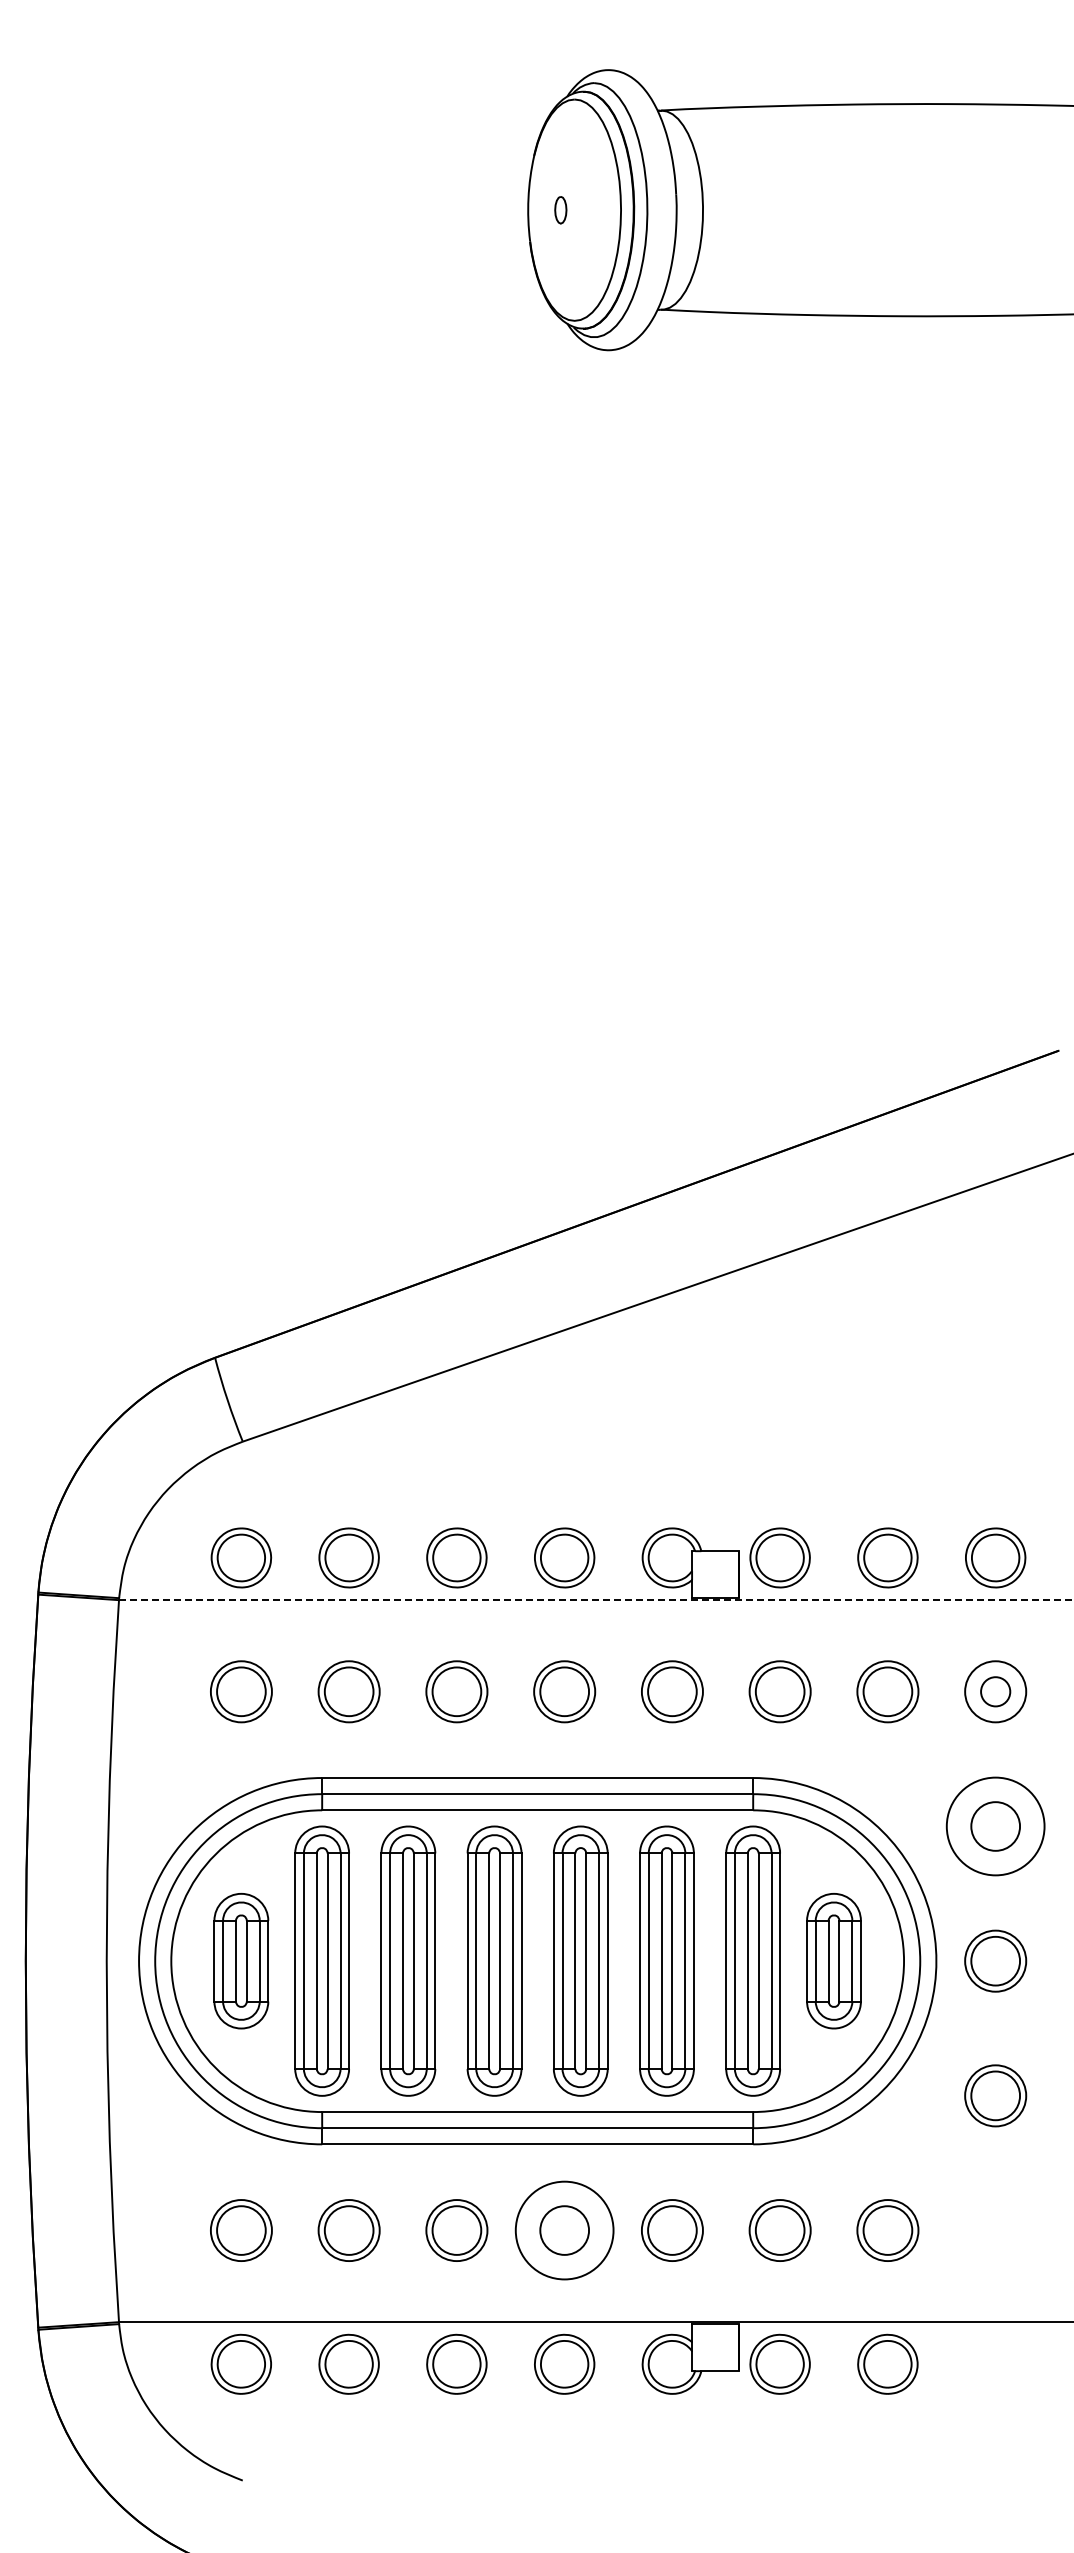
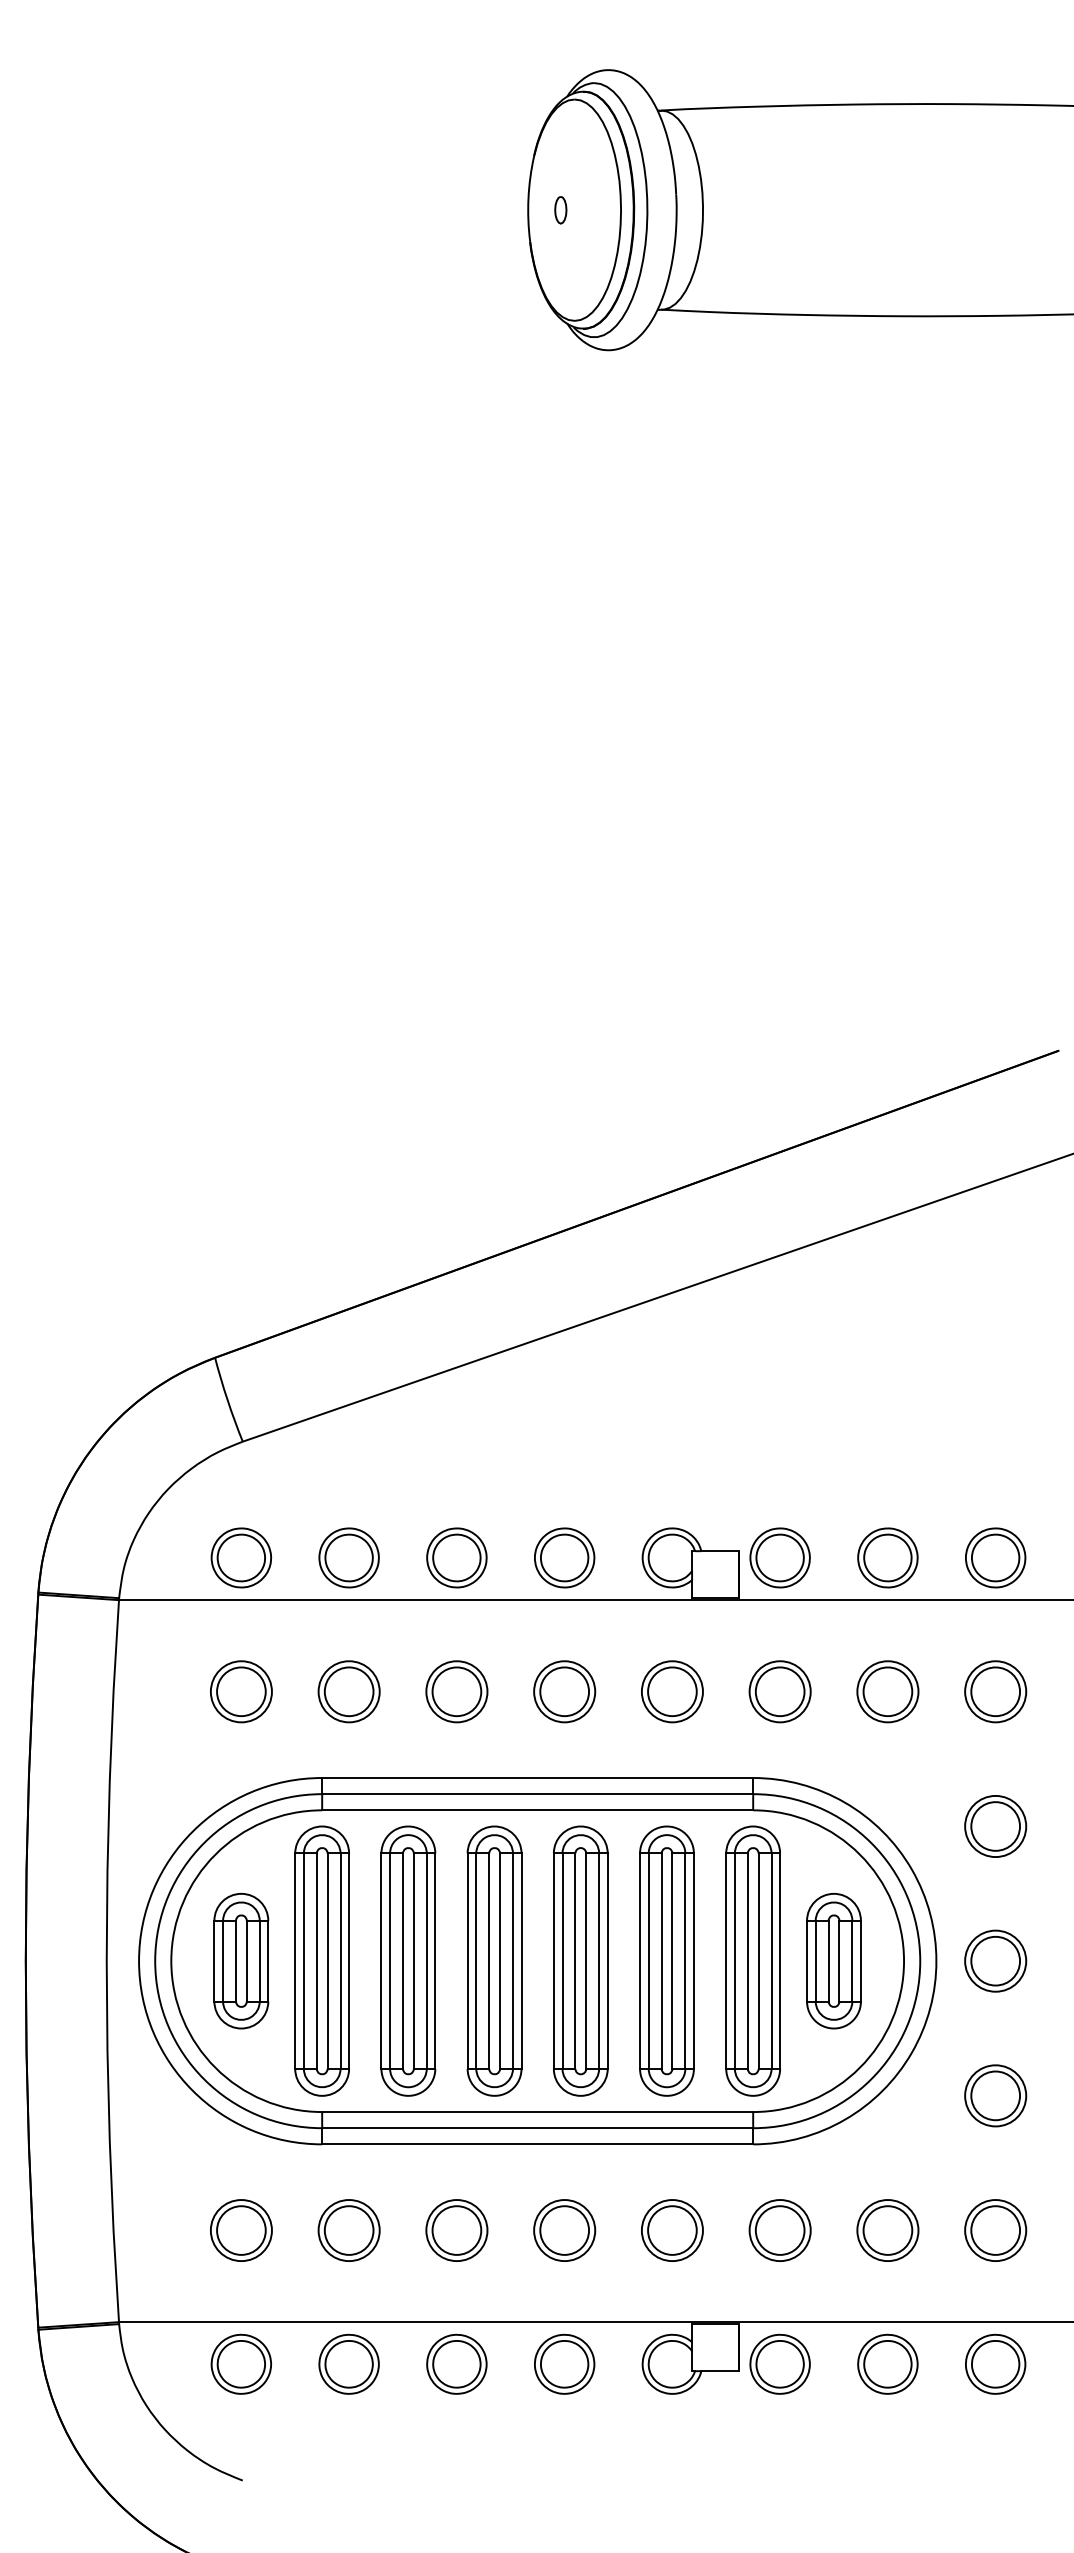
line: dashed -> solid (596, 1600)
circle diameter: 29 px -> 49 px (995, 1691)
circle diameter: 98 px -> 61 px (995, 1826)
circle diameter: 98 px -> 61 px (564, 2230)
part: none -> present (995, 2230)
part: none -> present (995, 2363)
